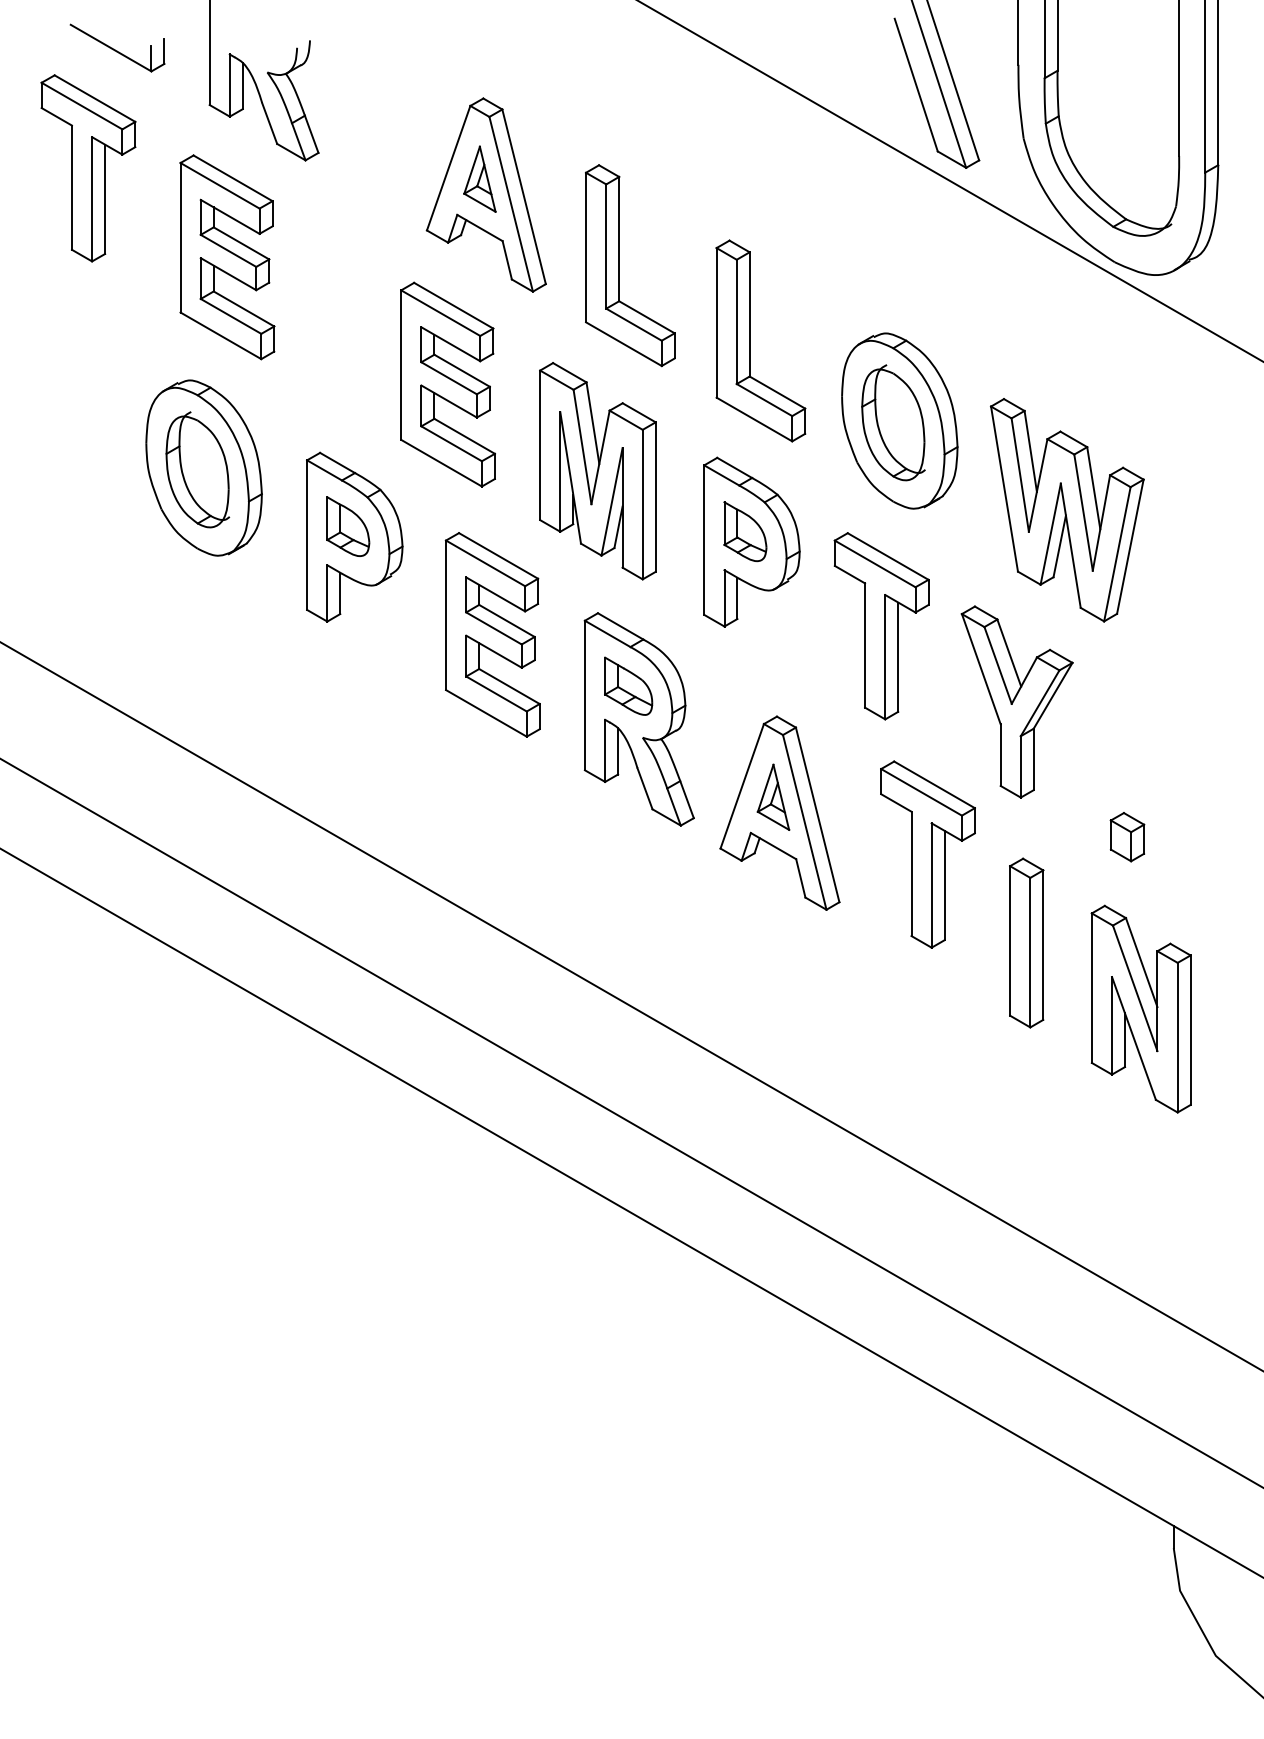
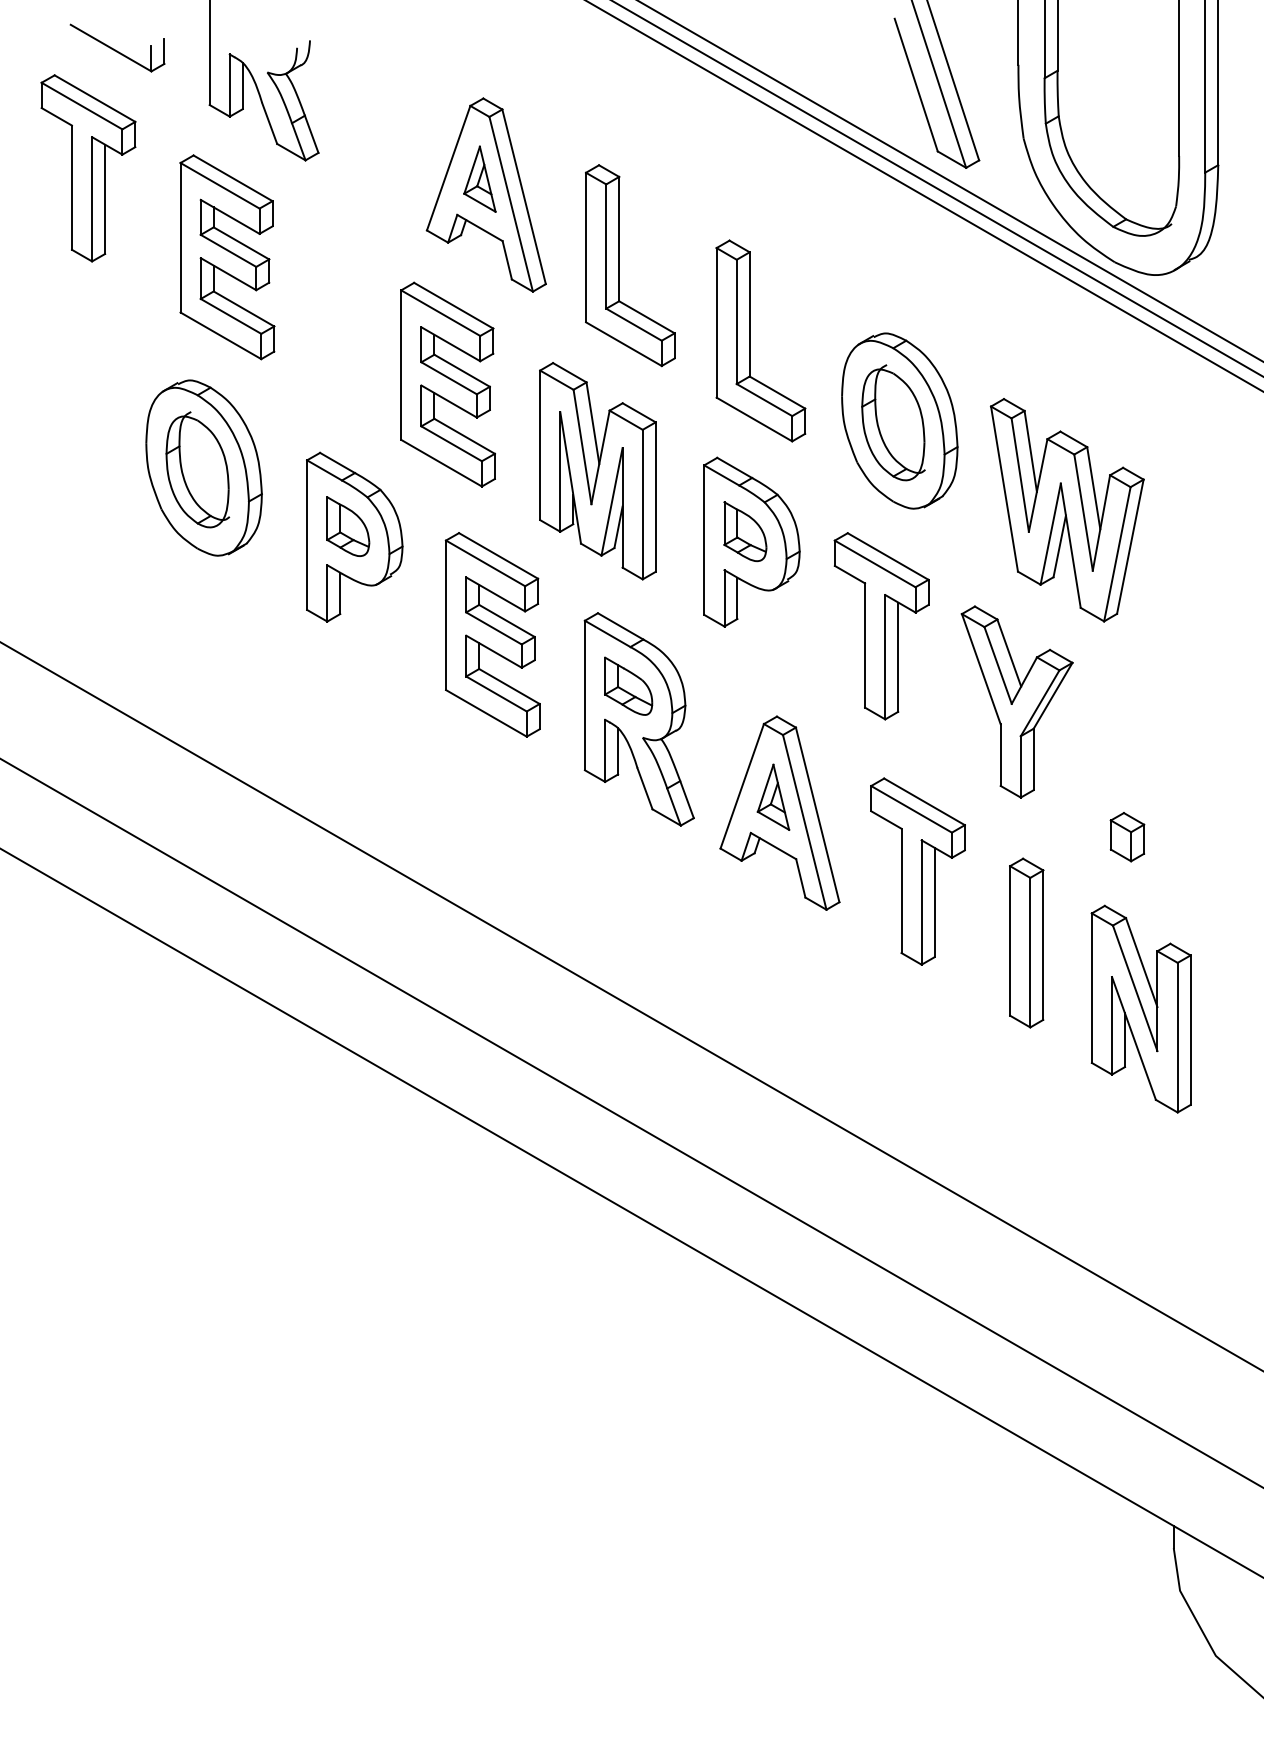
line: none -> present (937, 188)
line: none -> present (924, 196)
part position: (927, 854) -> (917, 871) (917, 871)
